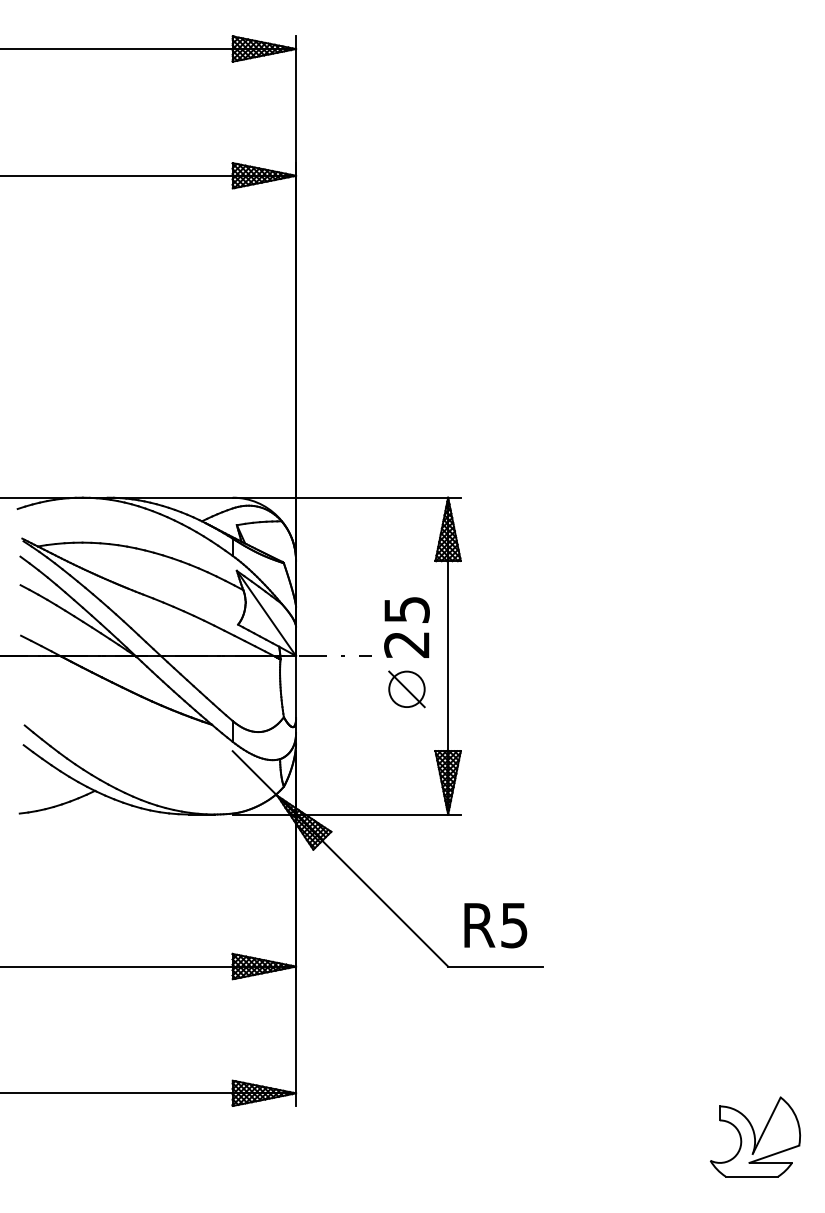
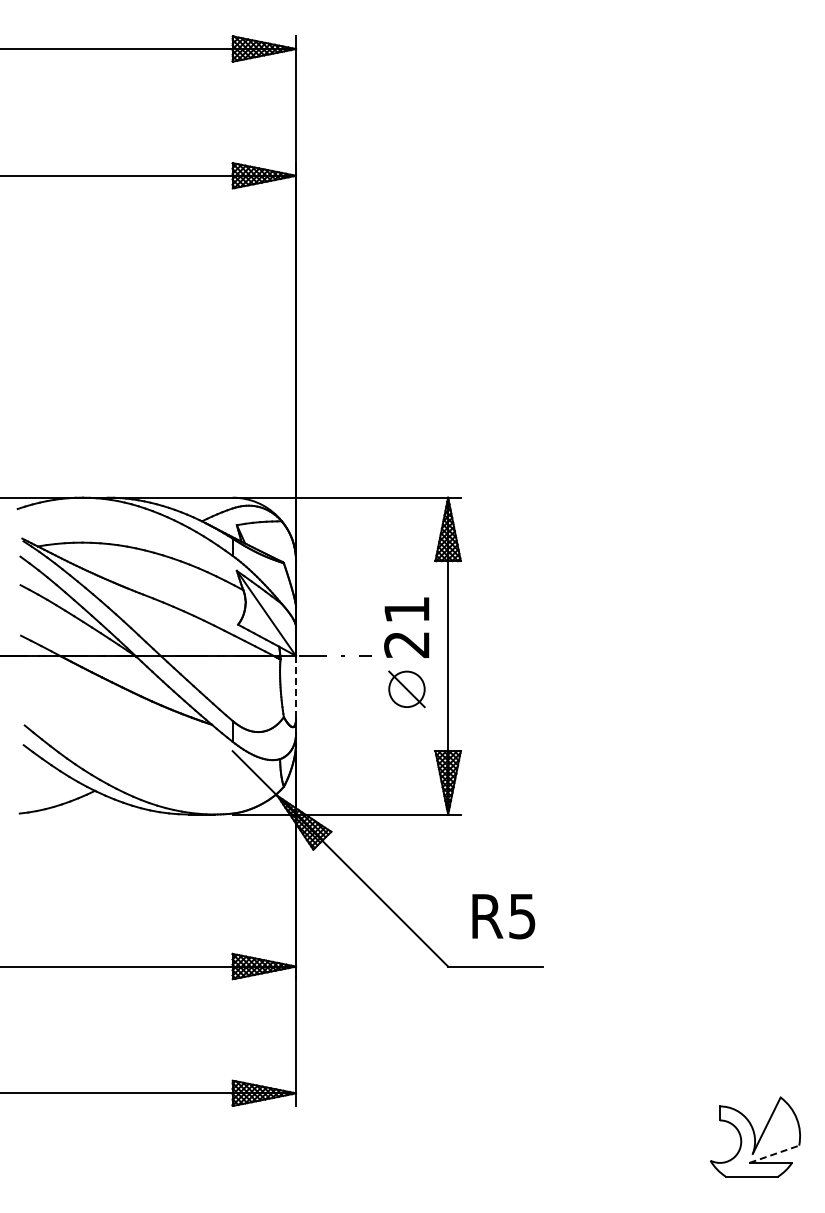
text: 25 -> 21 (406, 609)
line: solid -> dashed (296, 686)
text position: (495, 925) -> (503, 916) (503, 916)
line: solid -> dashed (774, 1154)
